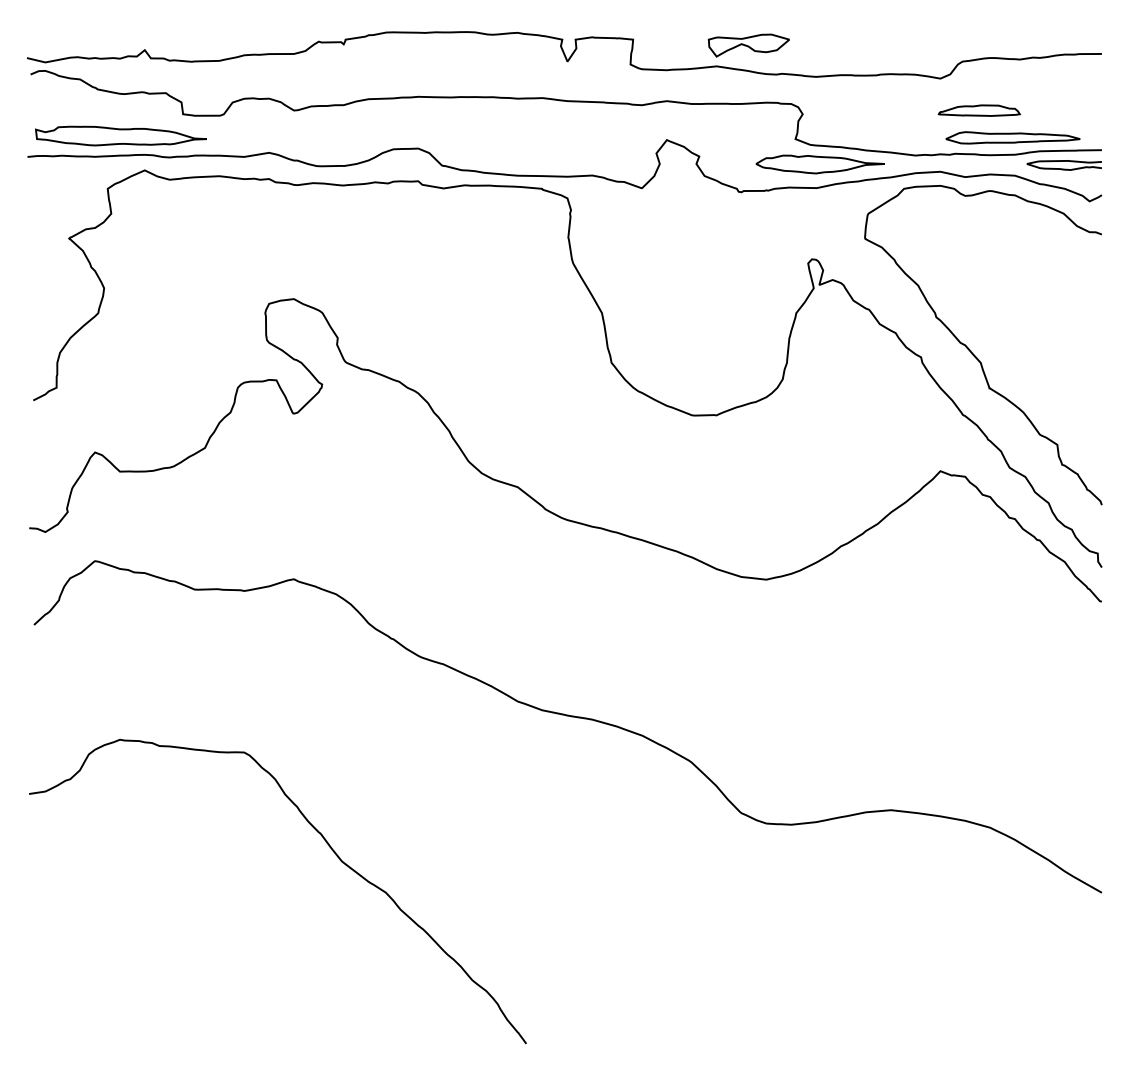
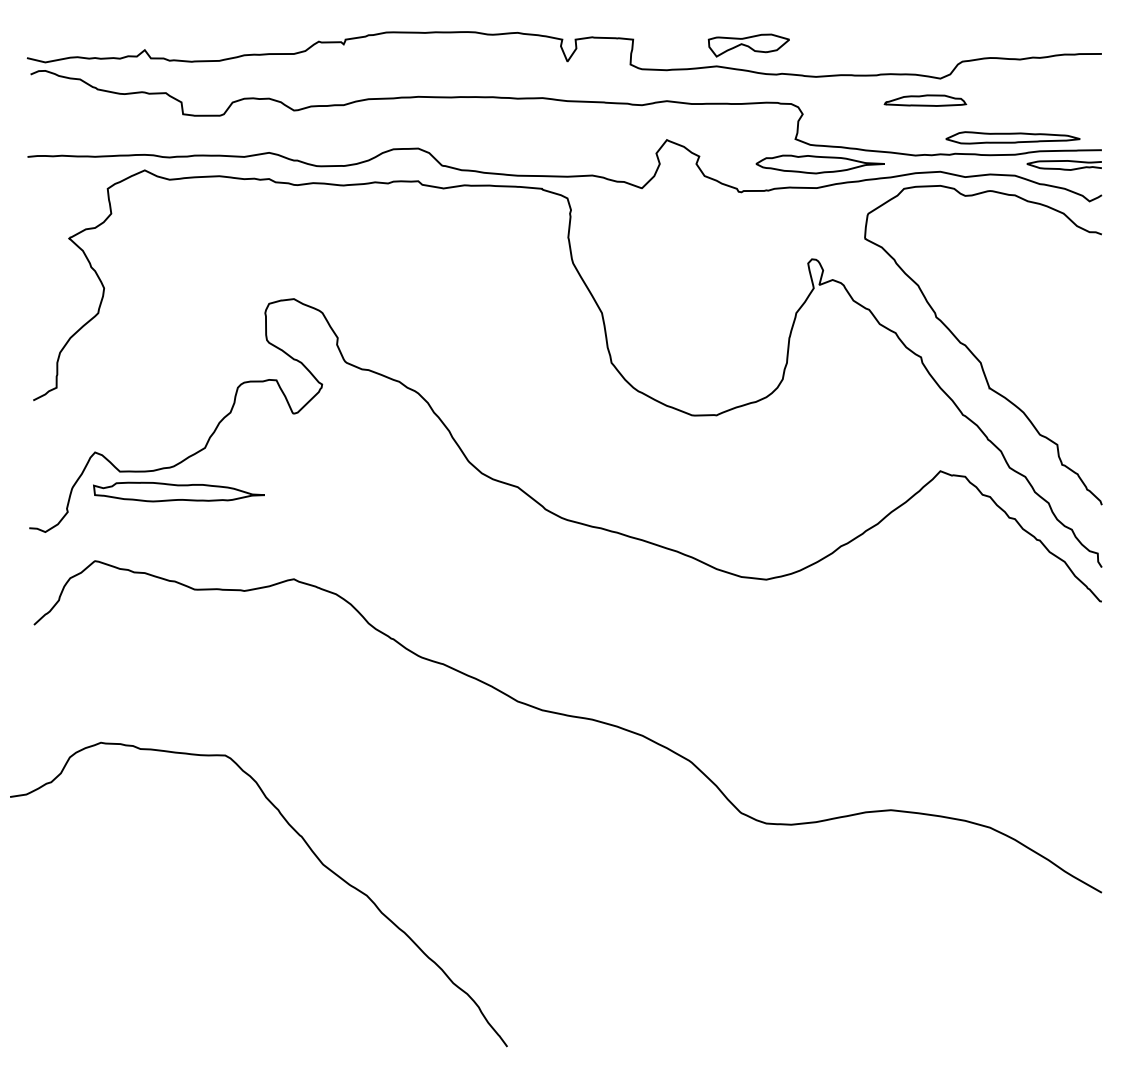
part position: (979, 110) -> (925, 100) (925, 100)
part position: (120, 135) -> (178, 491) (178, 491)
curve position: (332, 851) -> (313, 854) (313, 854)
